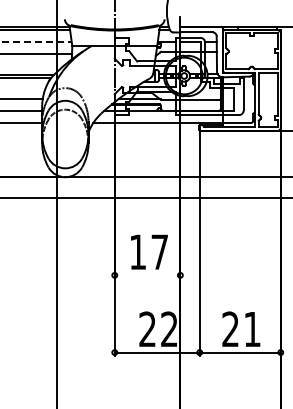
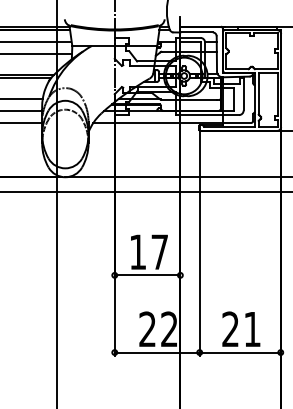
line: dashed -> solid (36, 41)
line position: (145, 198) -> (145, 192) (145, 192)
line: none -> present (147, 275)
